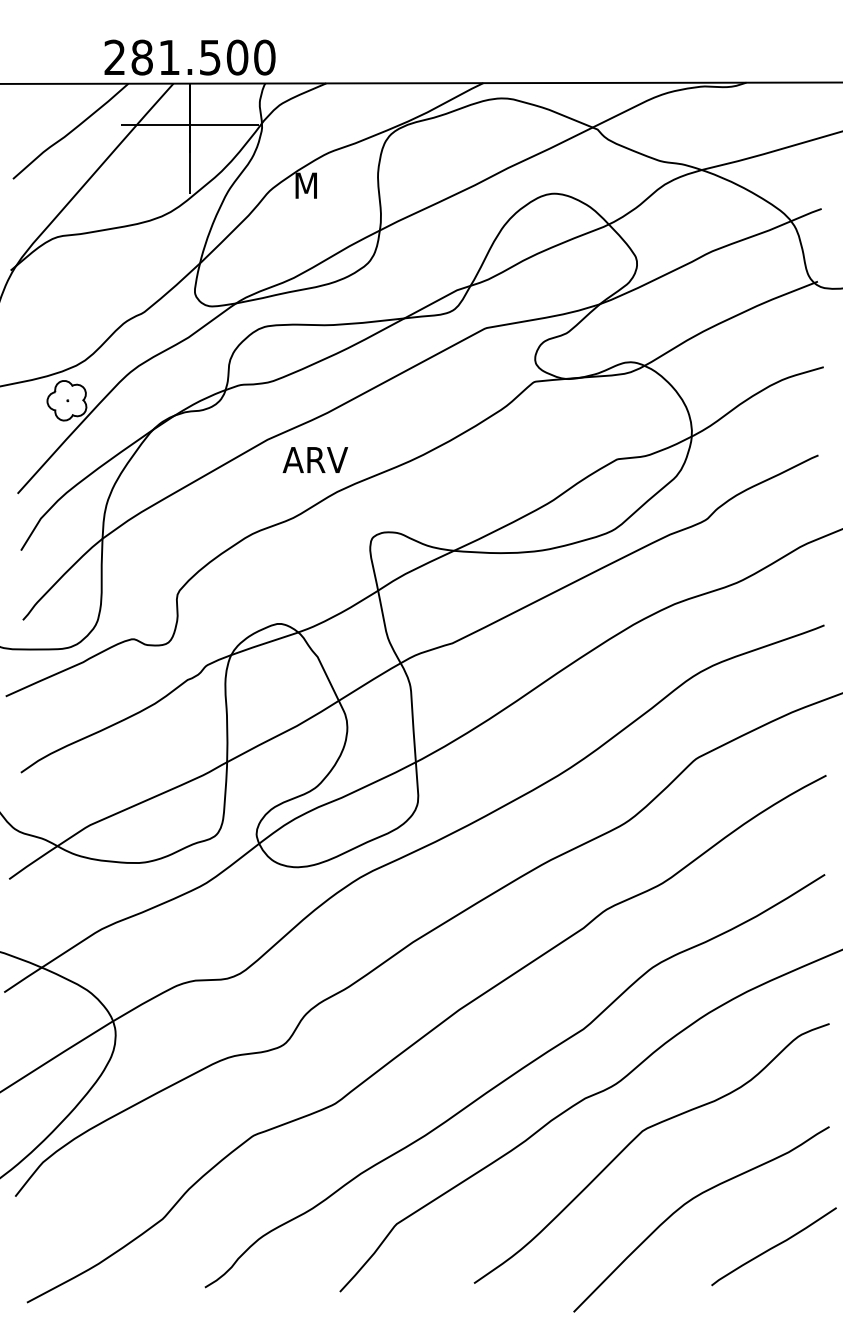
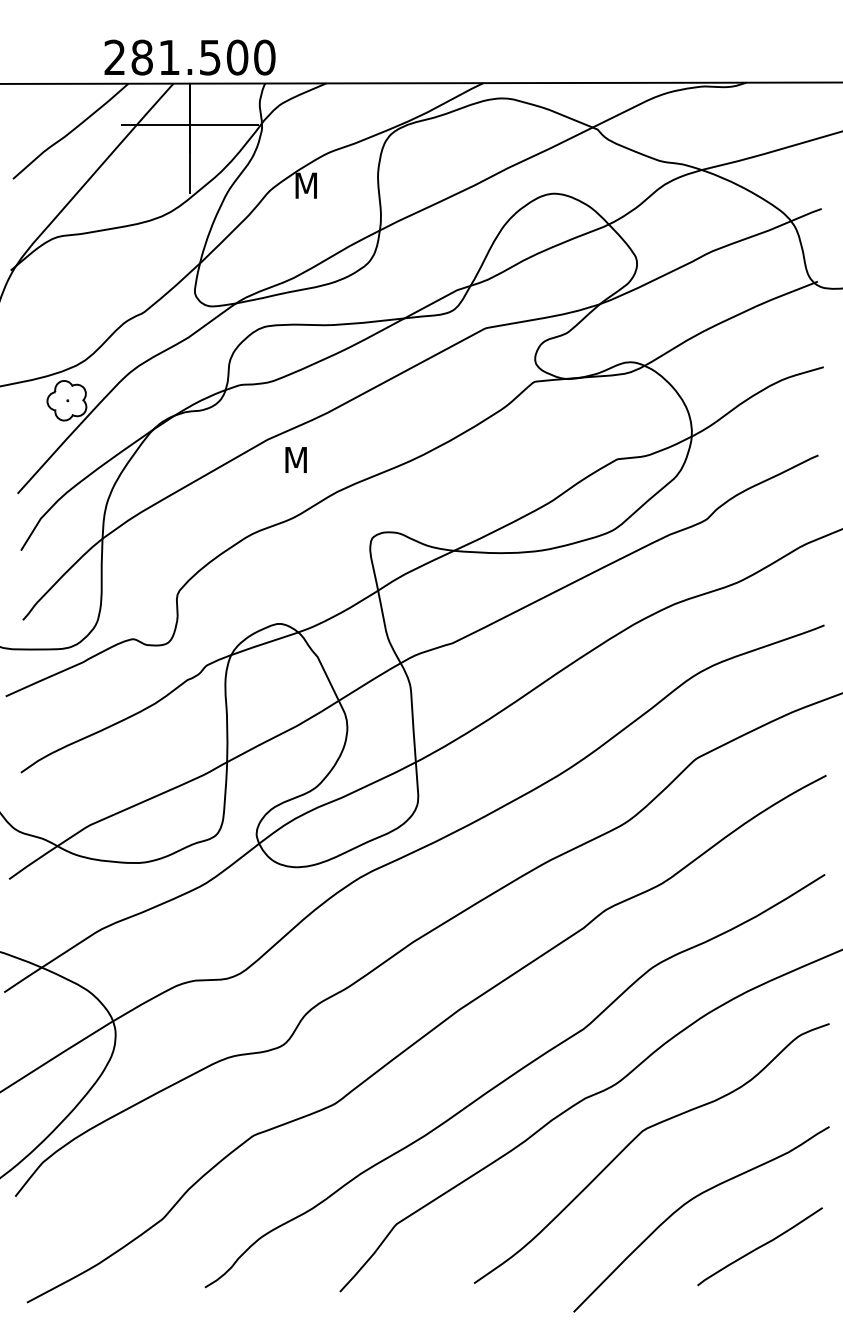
text: ARV -> M (315, 459)
curve position: (773, 1246) -> (759, 1246) (759, 1246)
